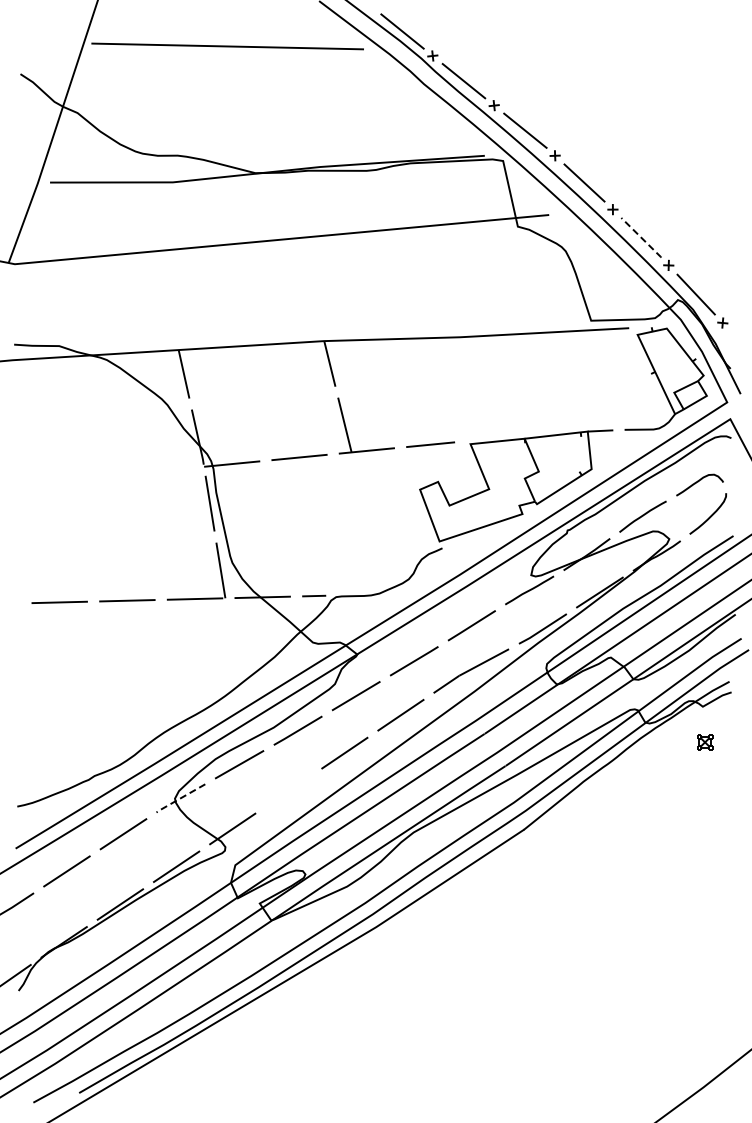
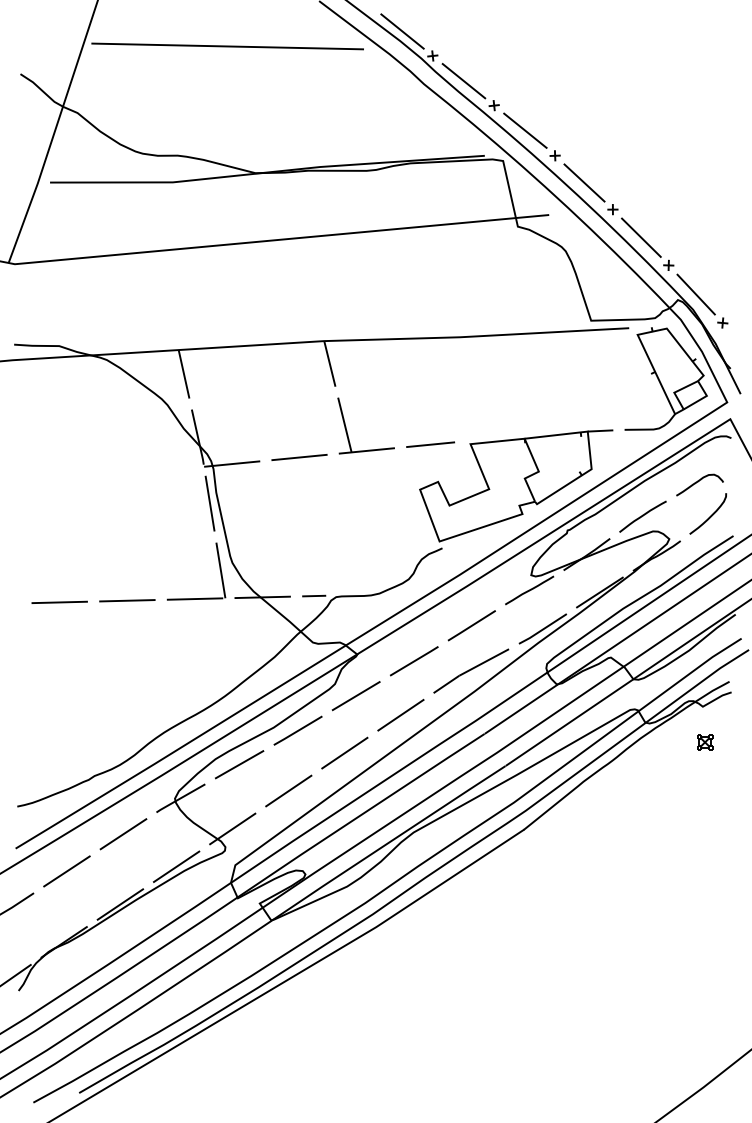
line: dashed -> solid (641, 238)
line: none -> present (288, 790)
line: dashed -> solid (179, 798)
